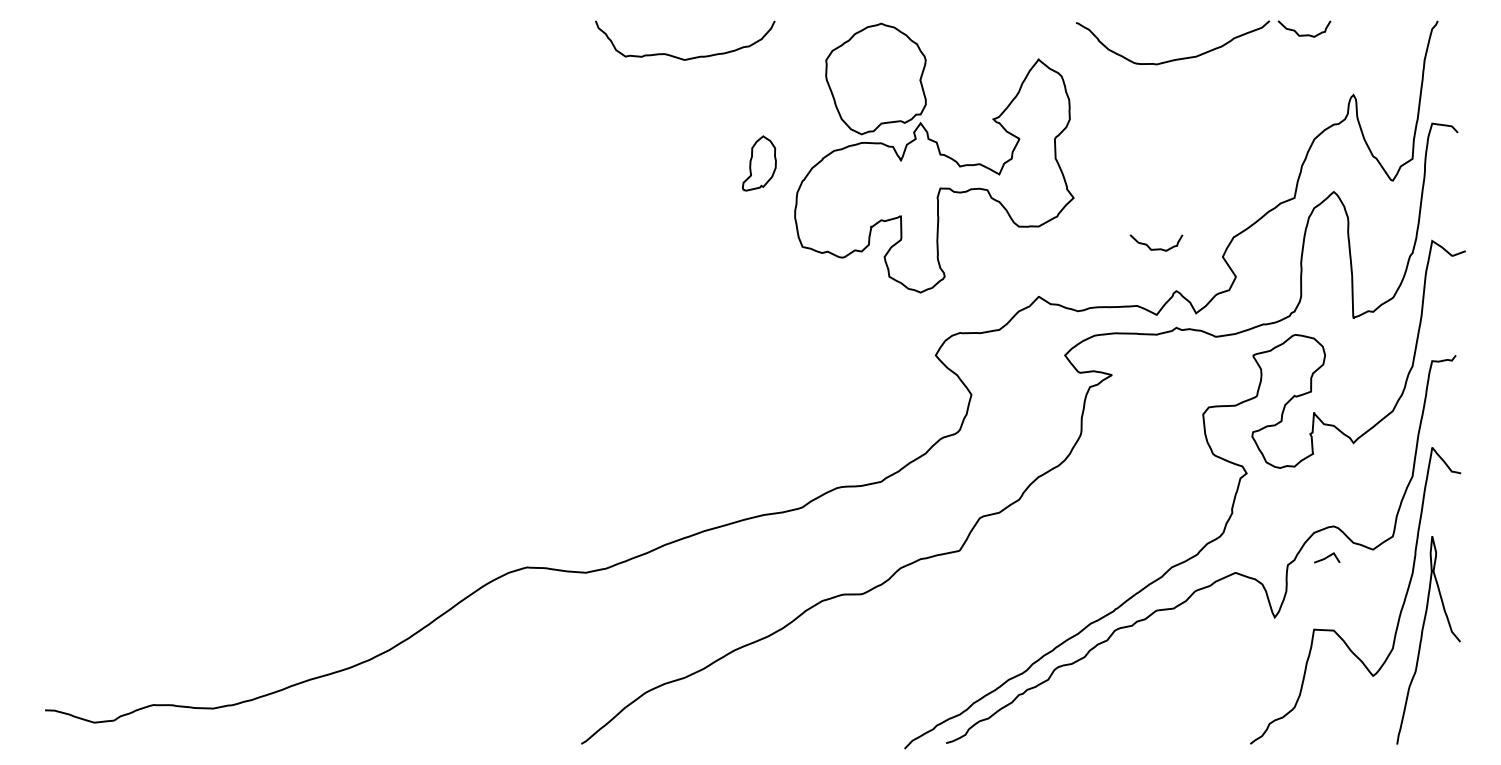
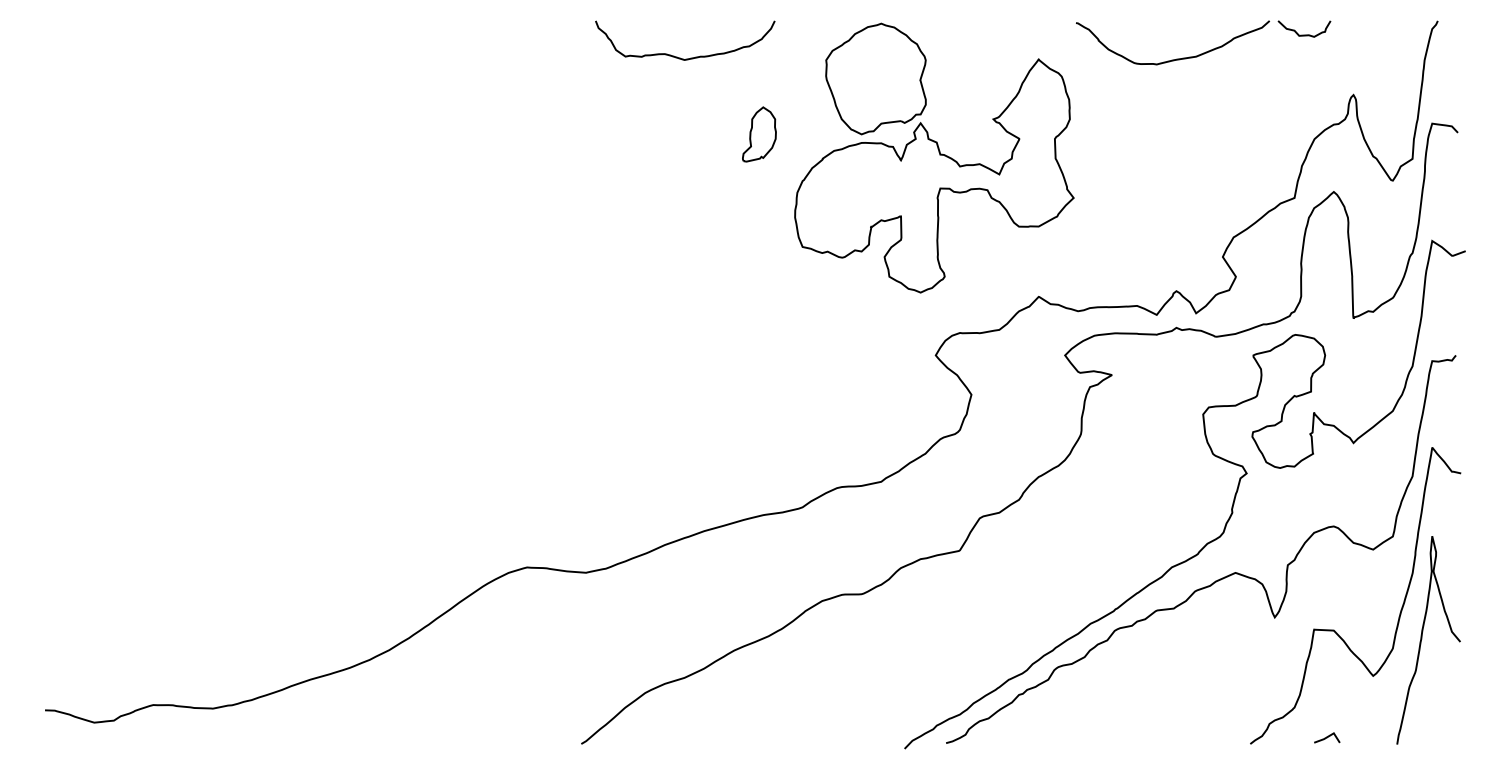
part position: (759, 163) -> (759, 134) (759, 134)
curve: present -> none (1156, 248)
line position: (1327, 557) -> (1327, 737) (1327, 737)
